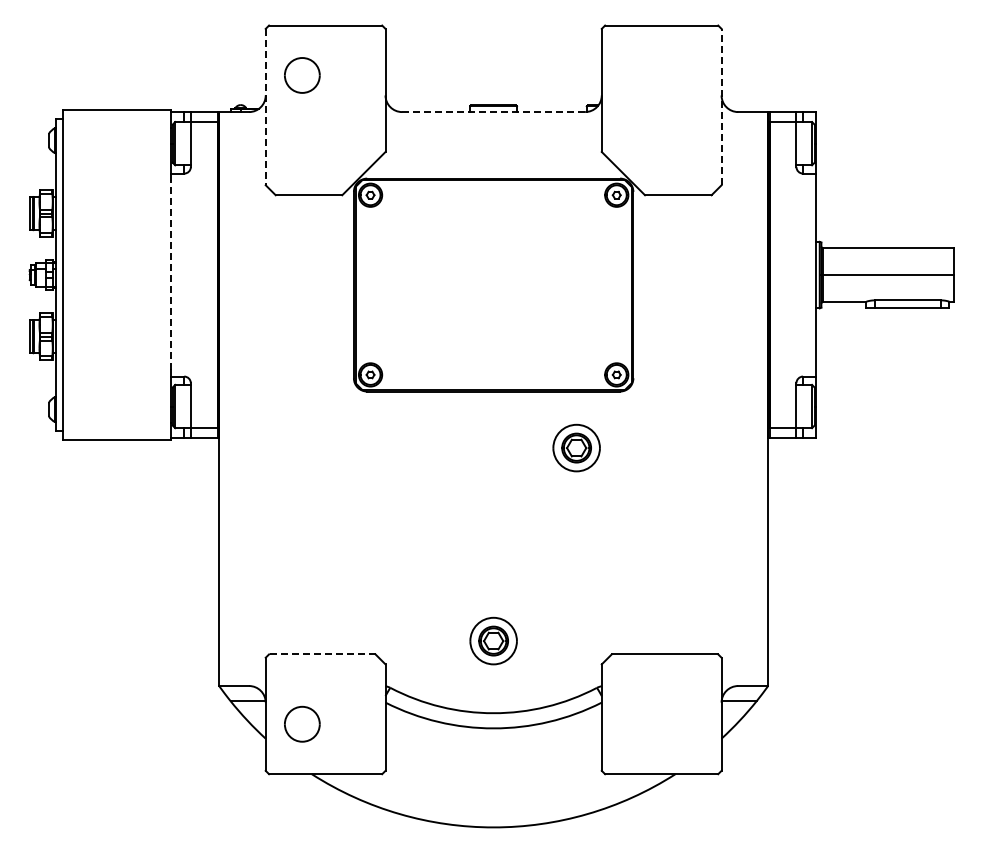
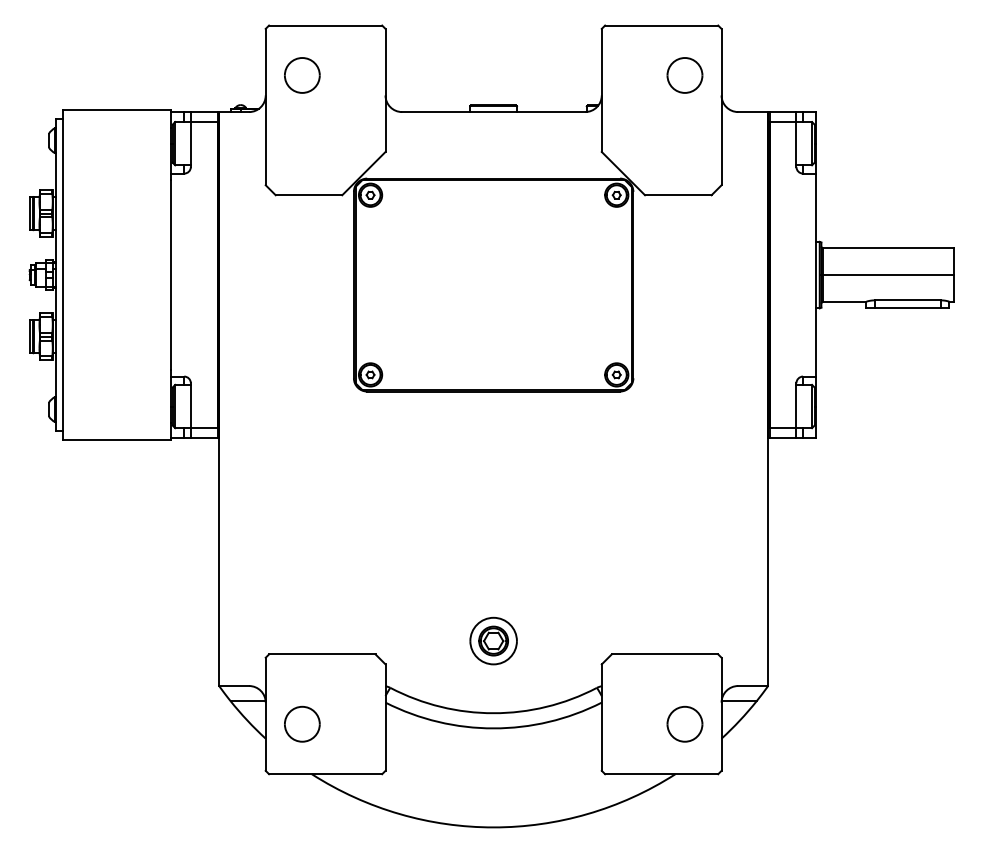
part: none -> present (684, 75)
line: dashed -> solid (721, 106)
line: dashed -> solid (265, 107)
line: dashed -> solid (494, 112)
line: dashed -> solid (170, 275)
part: present -> none (576, 447)
line: dashed -> solid (321, 654)
part: none -> present (684, 723)
